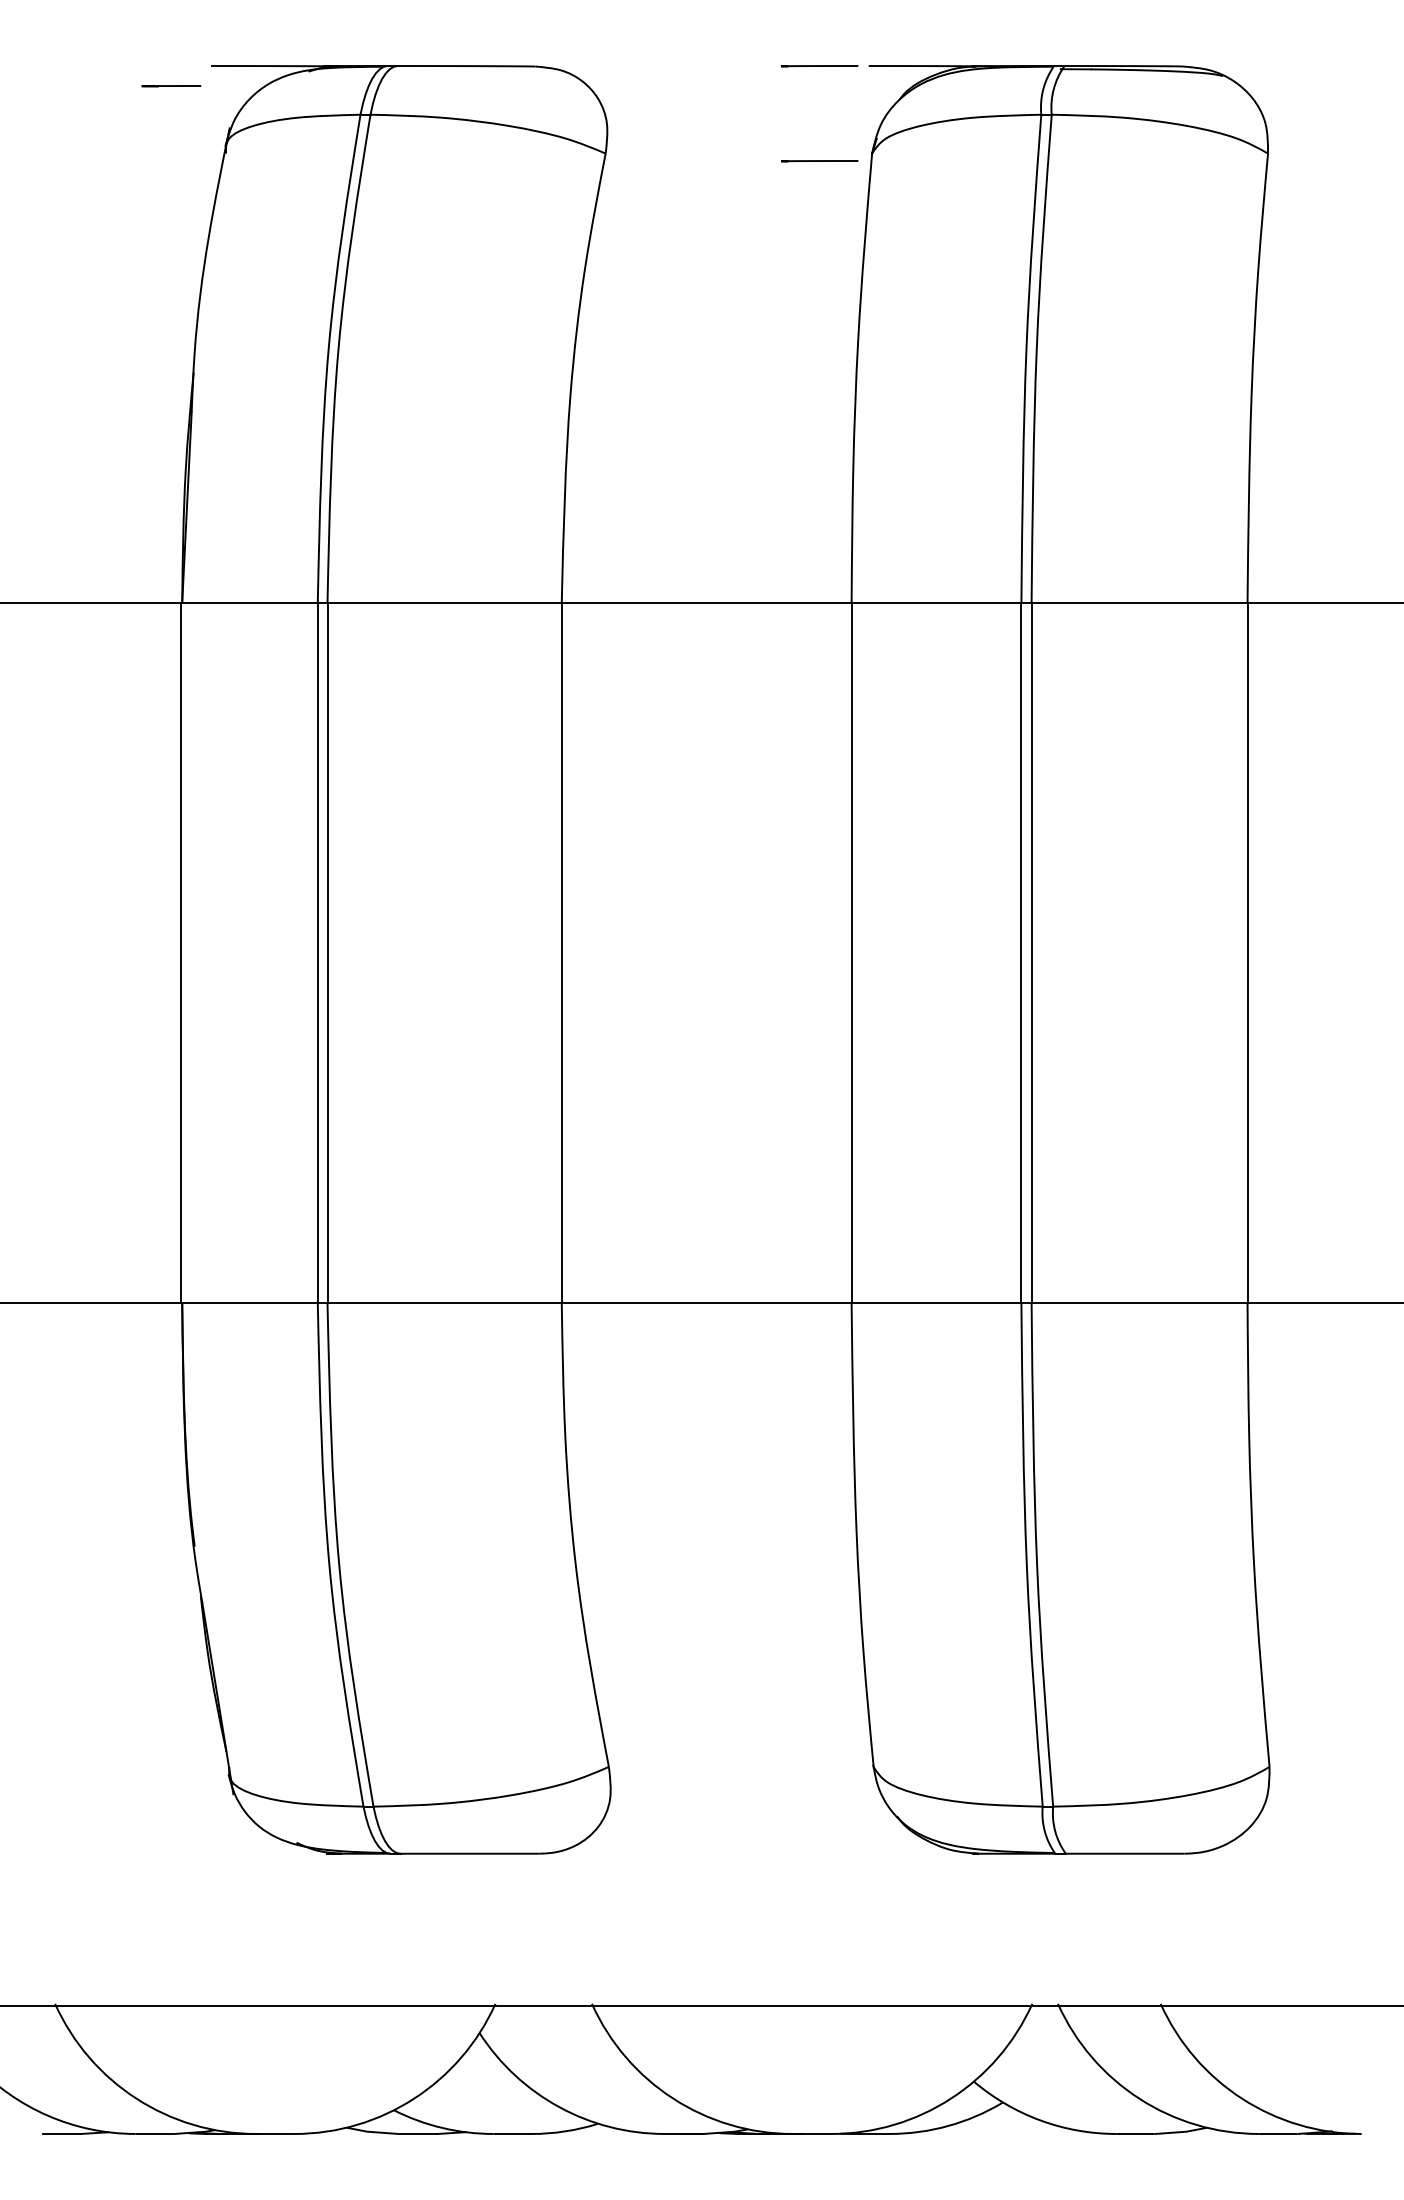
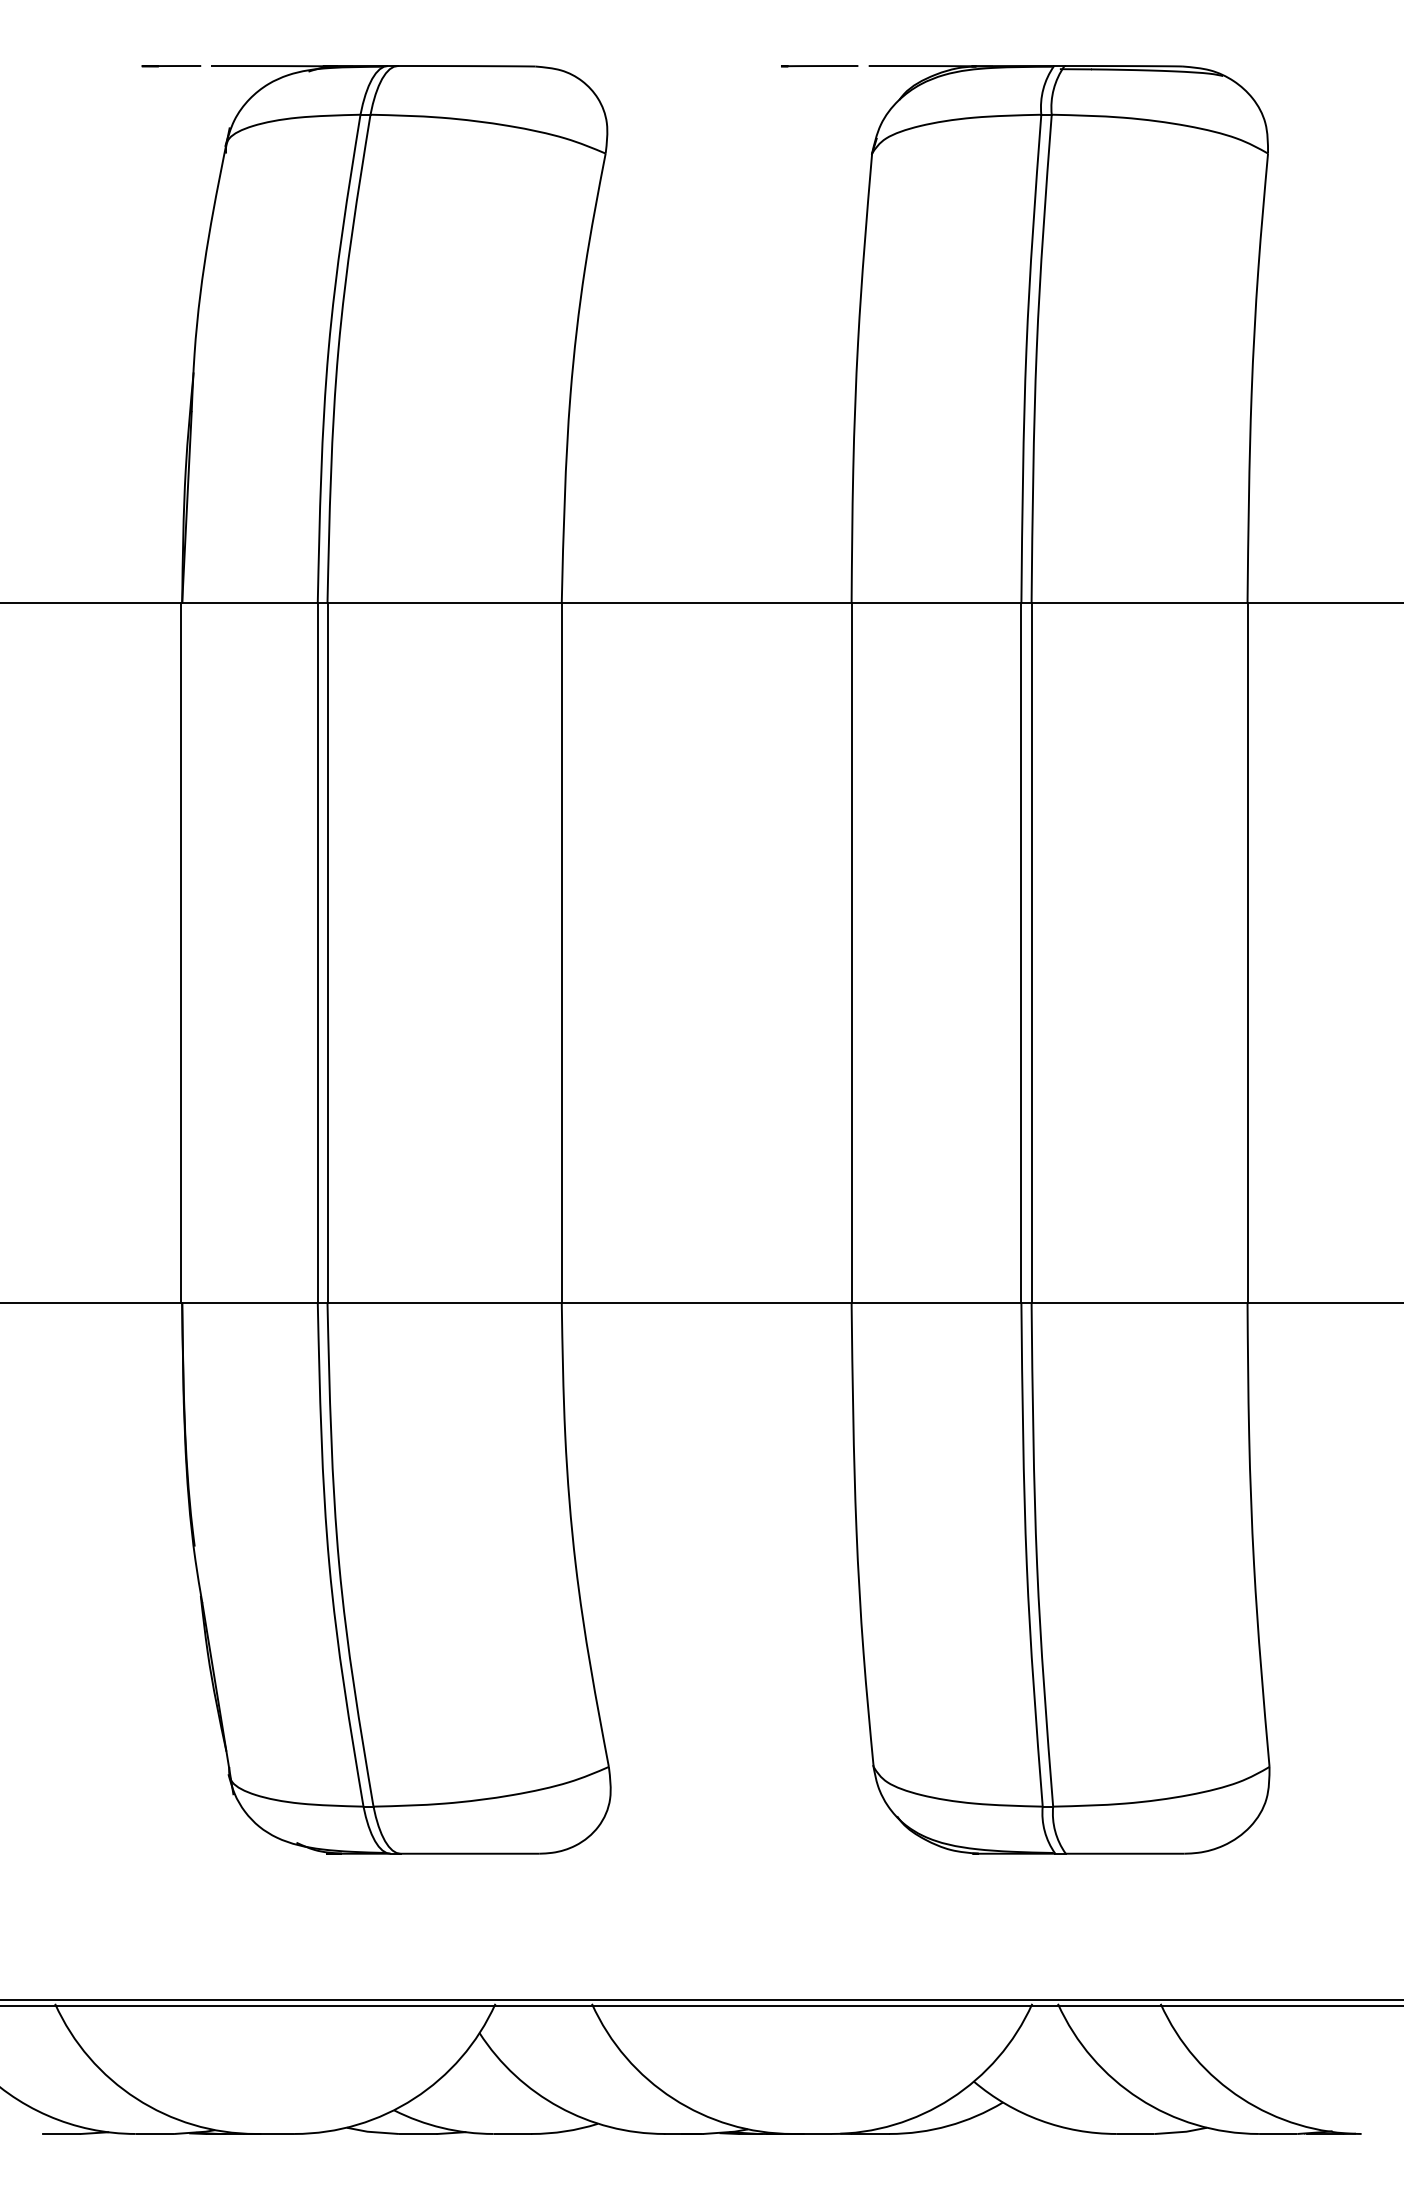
line position: (171, 86) -> (171, 66) (171, 66)
line: present -> none (819, 161)
line: none -> present (701, 1999)
